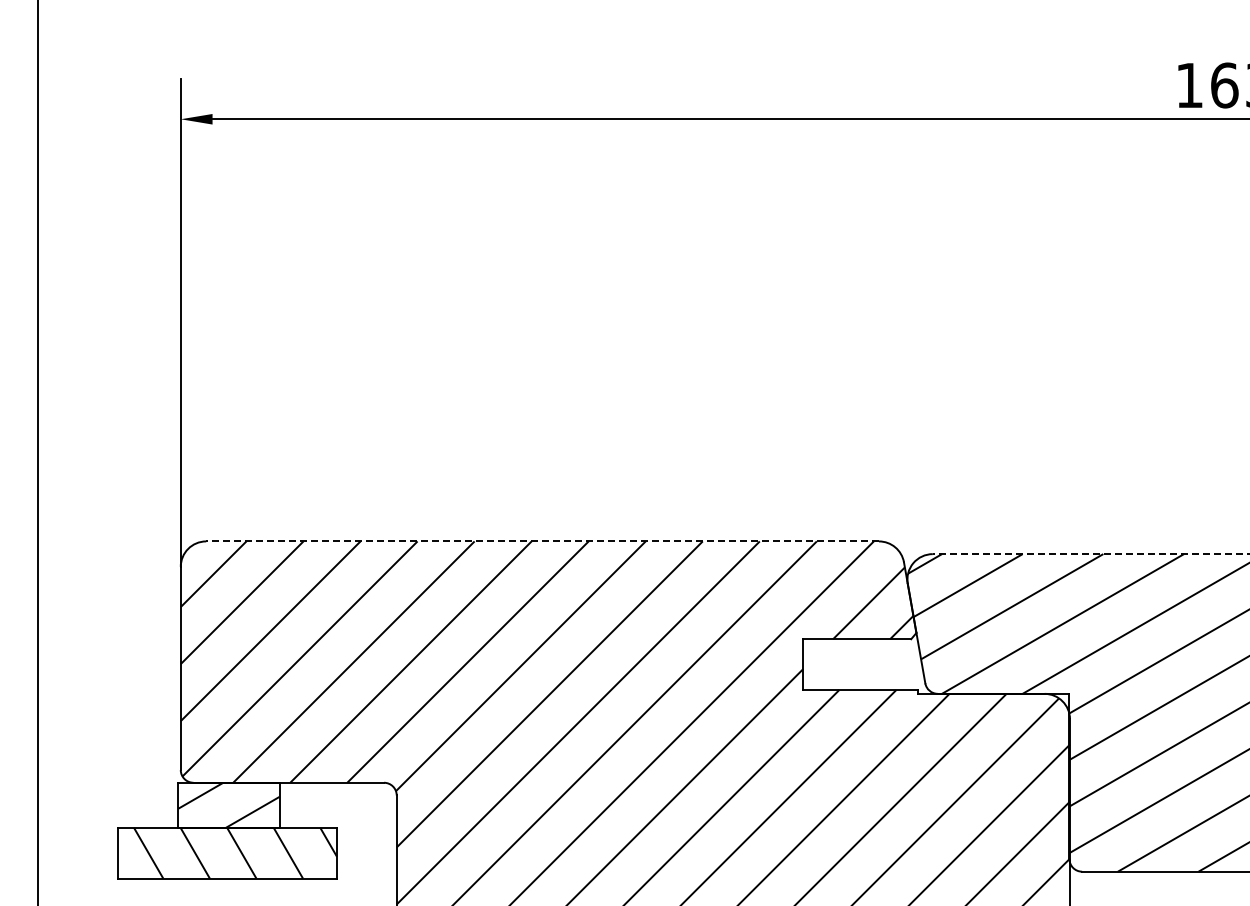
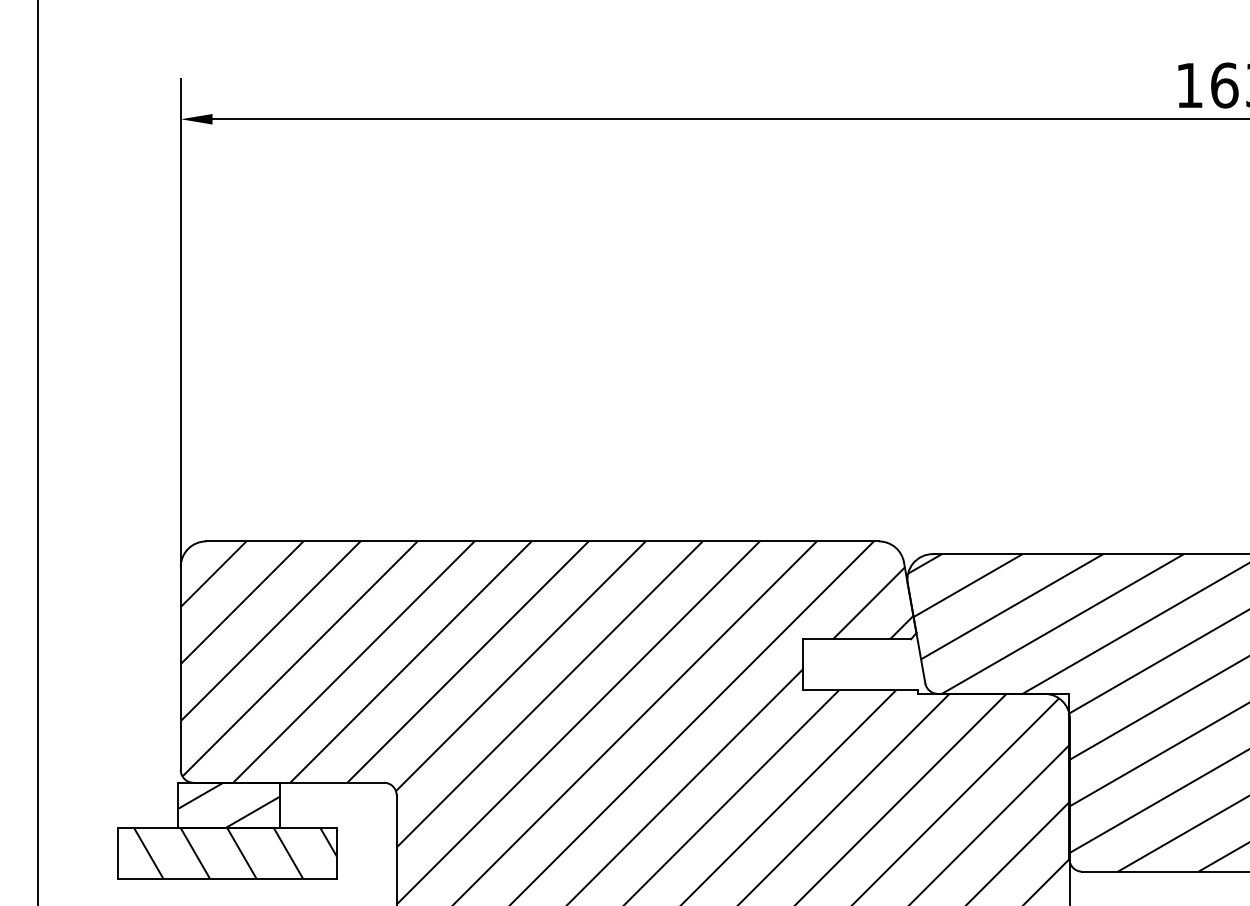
line: dashed -> solid (542, 541)
line: dashed -> solid (1090, 554)
